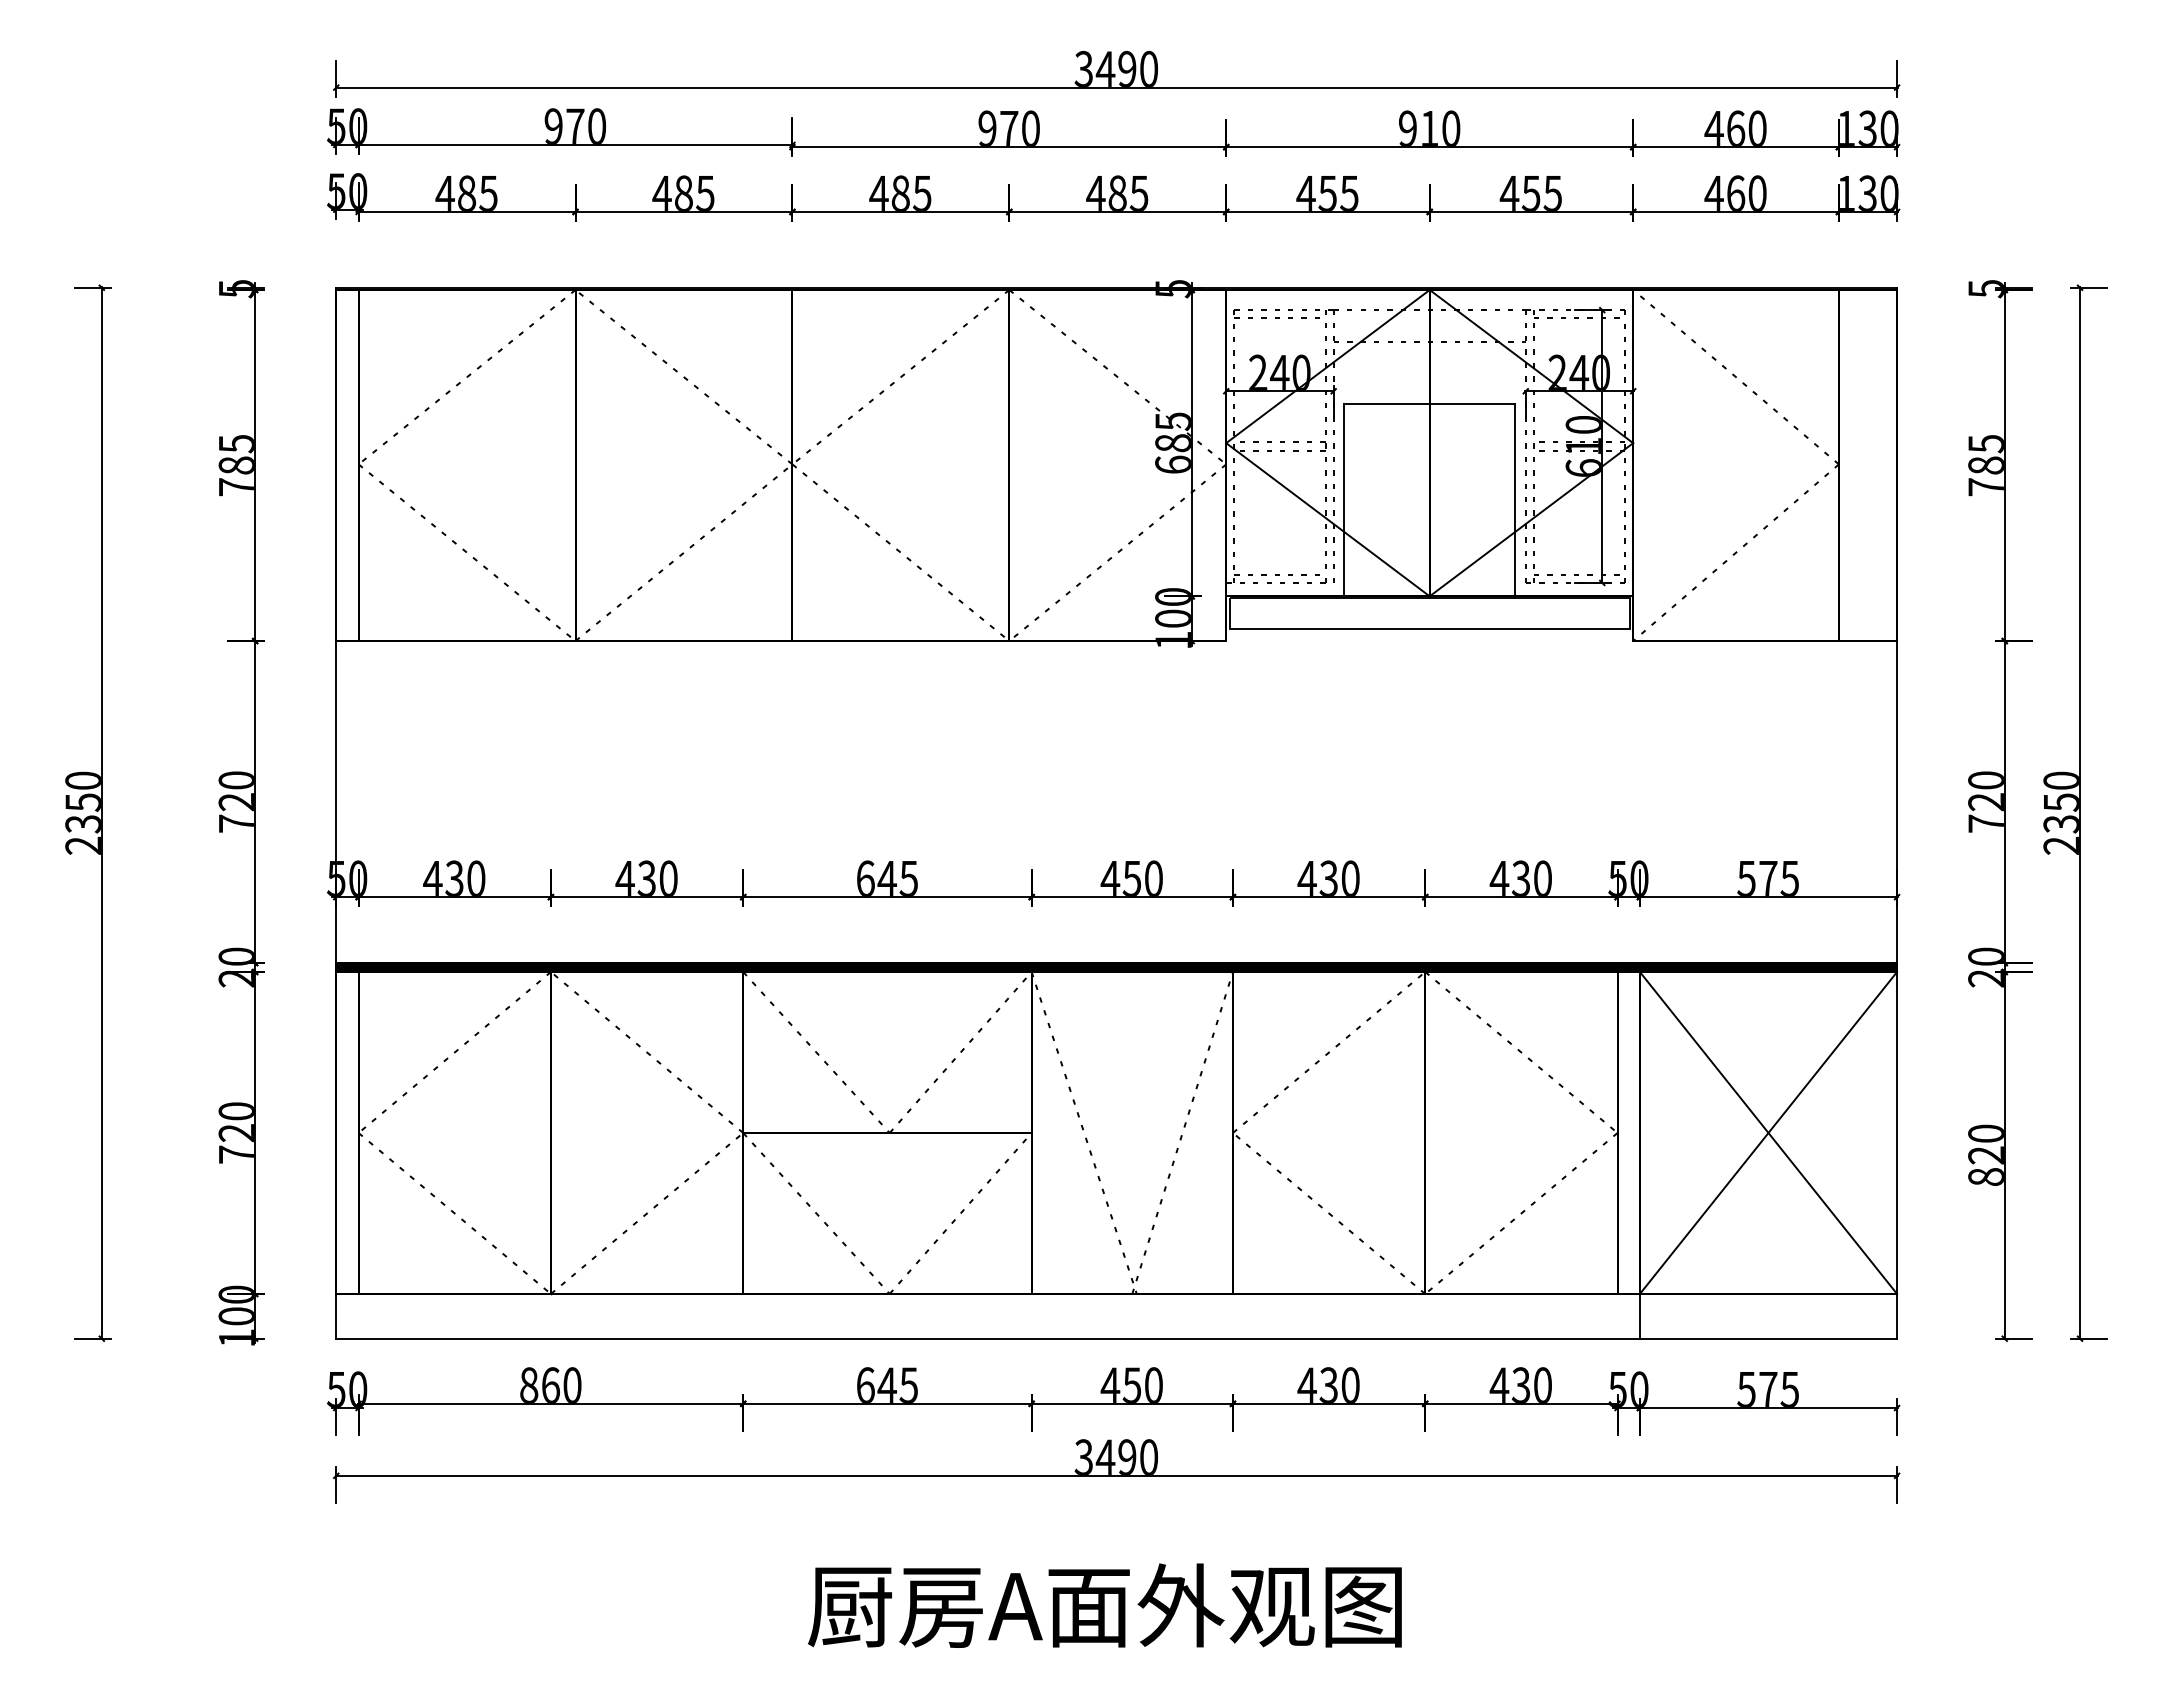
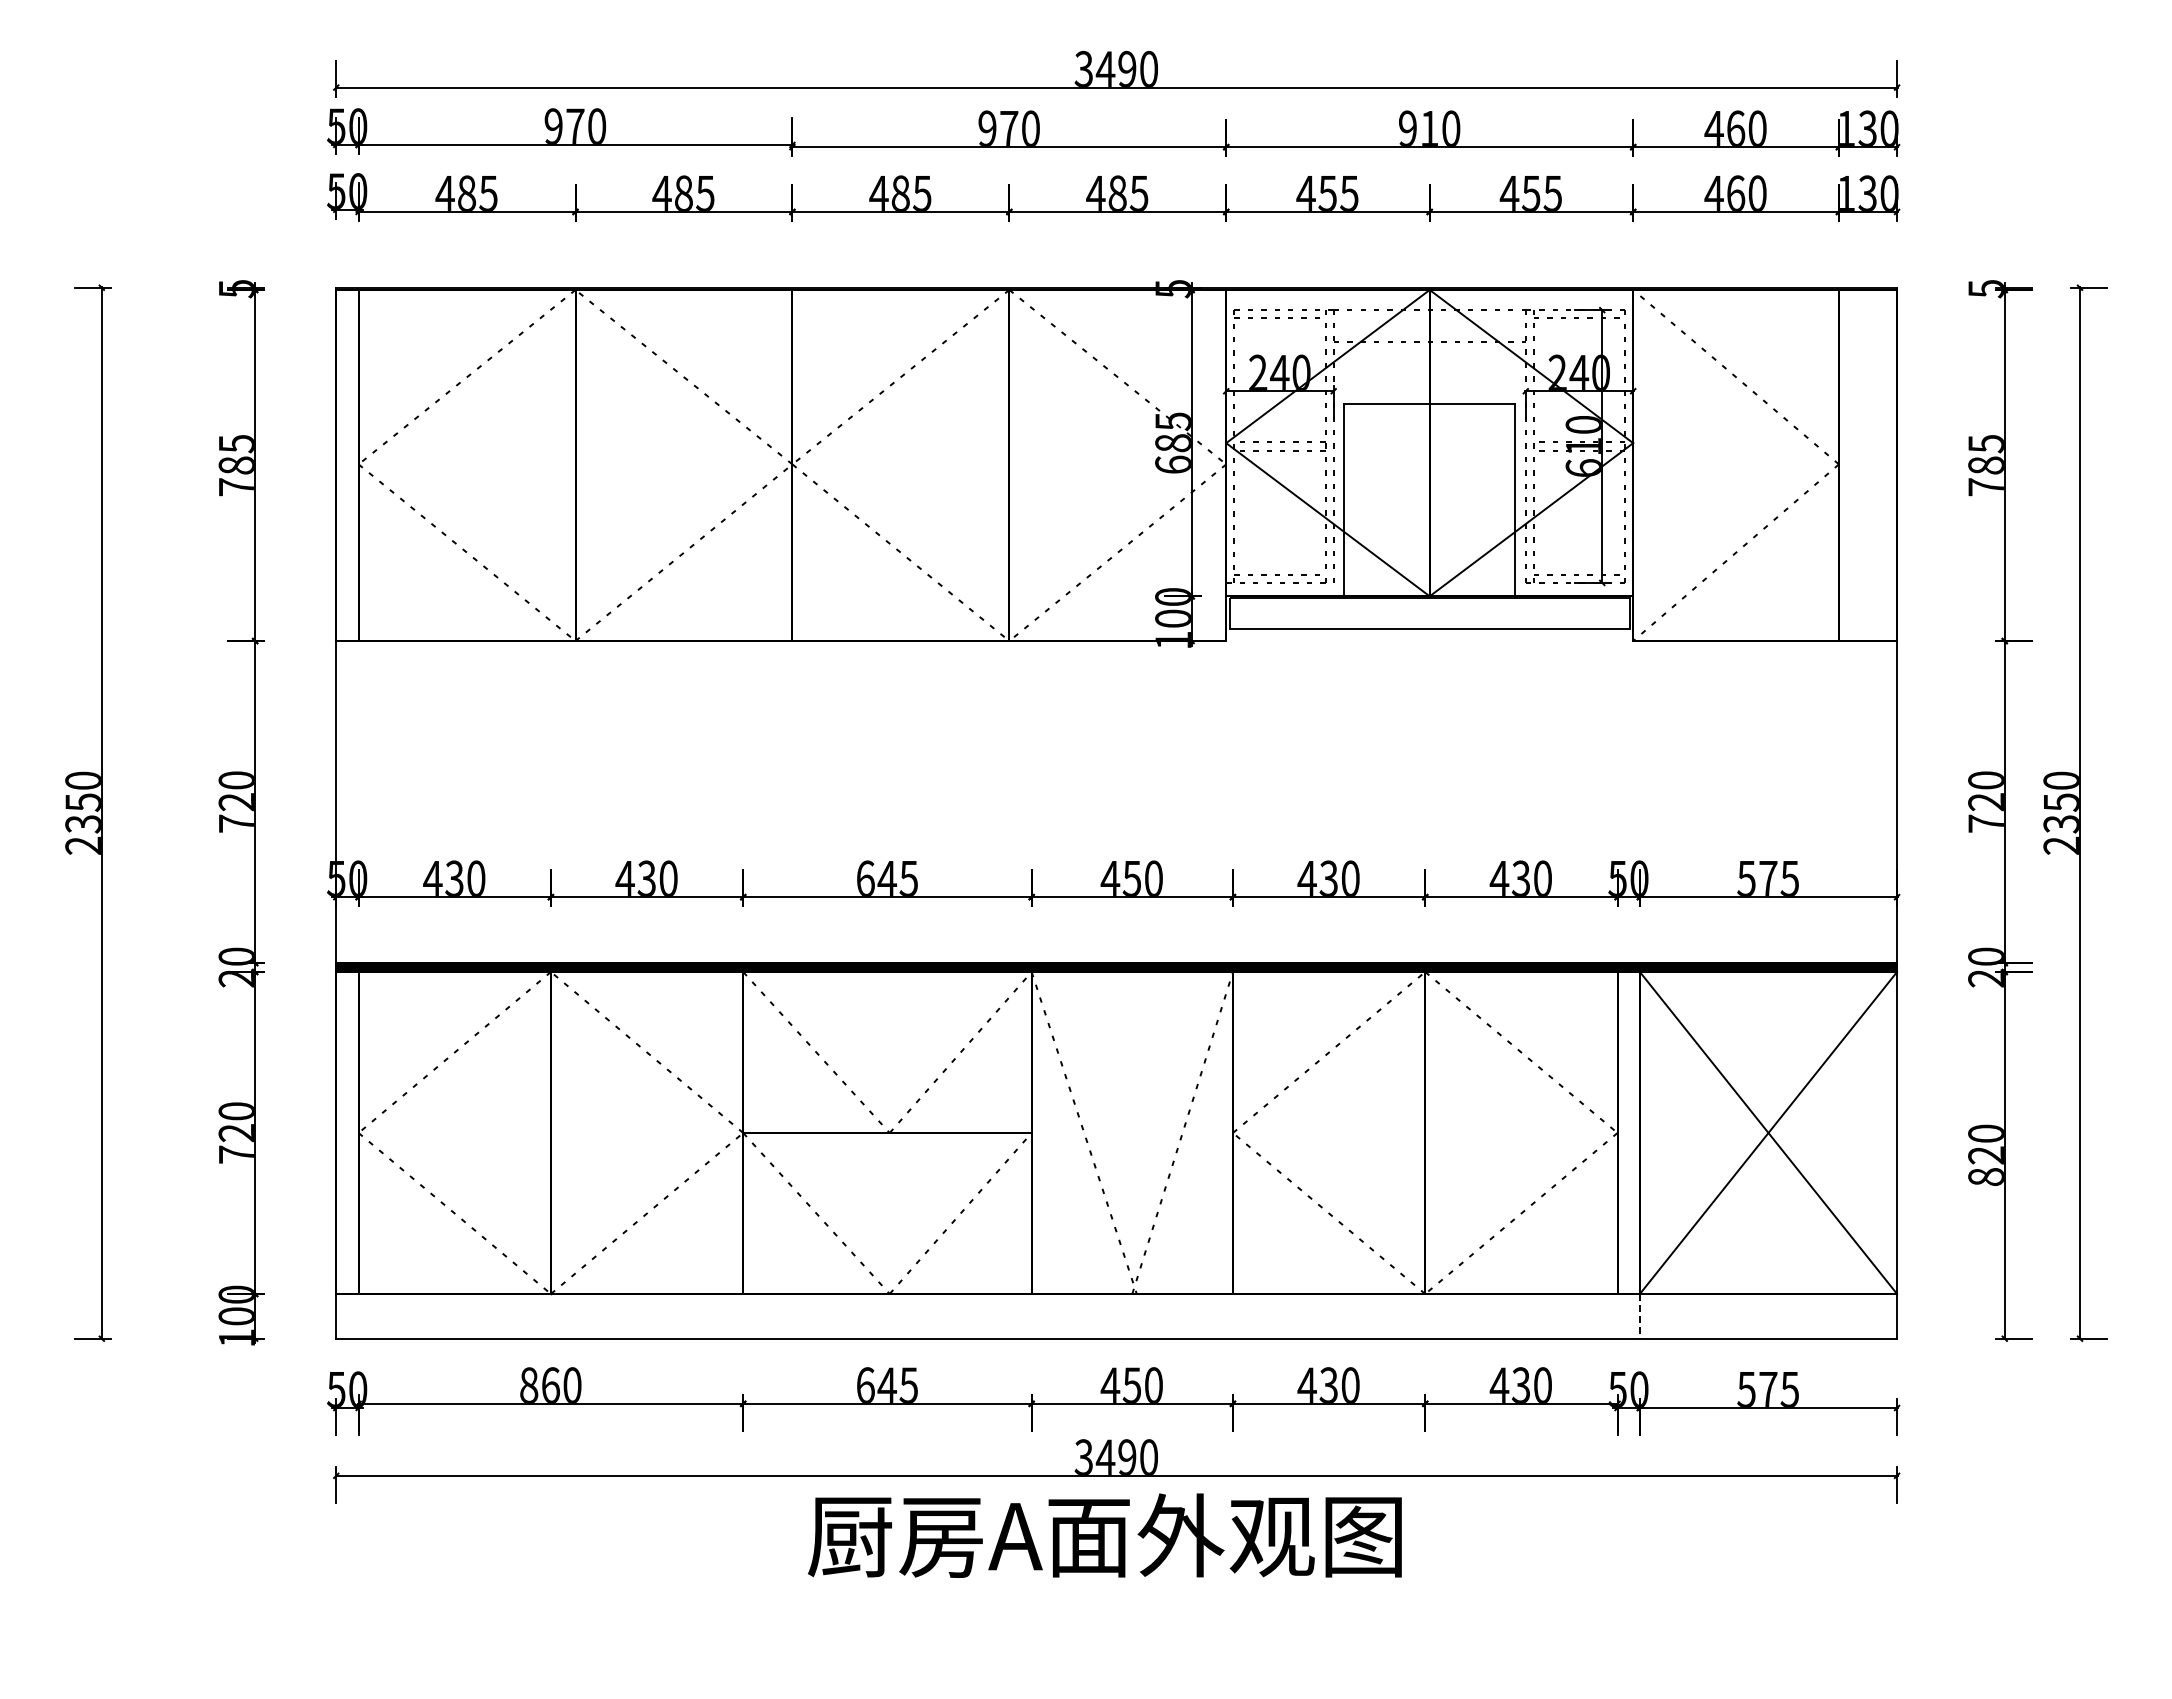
line: solid -> dashed (1639, 1316)
text position: (1104, 1605) -> (1104, 1535) (1104, 1535)
